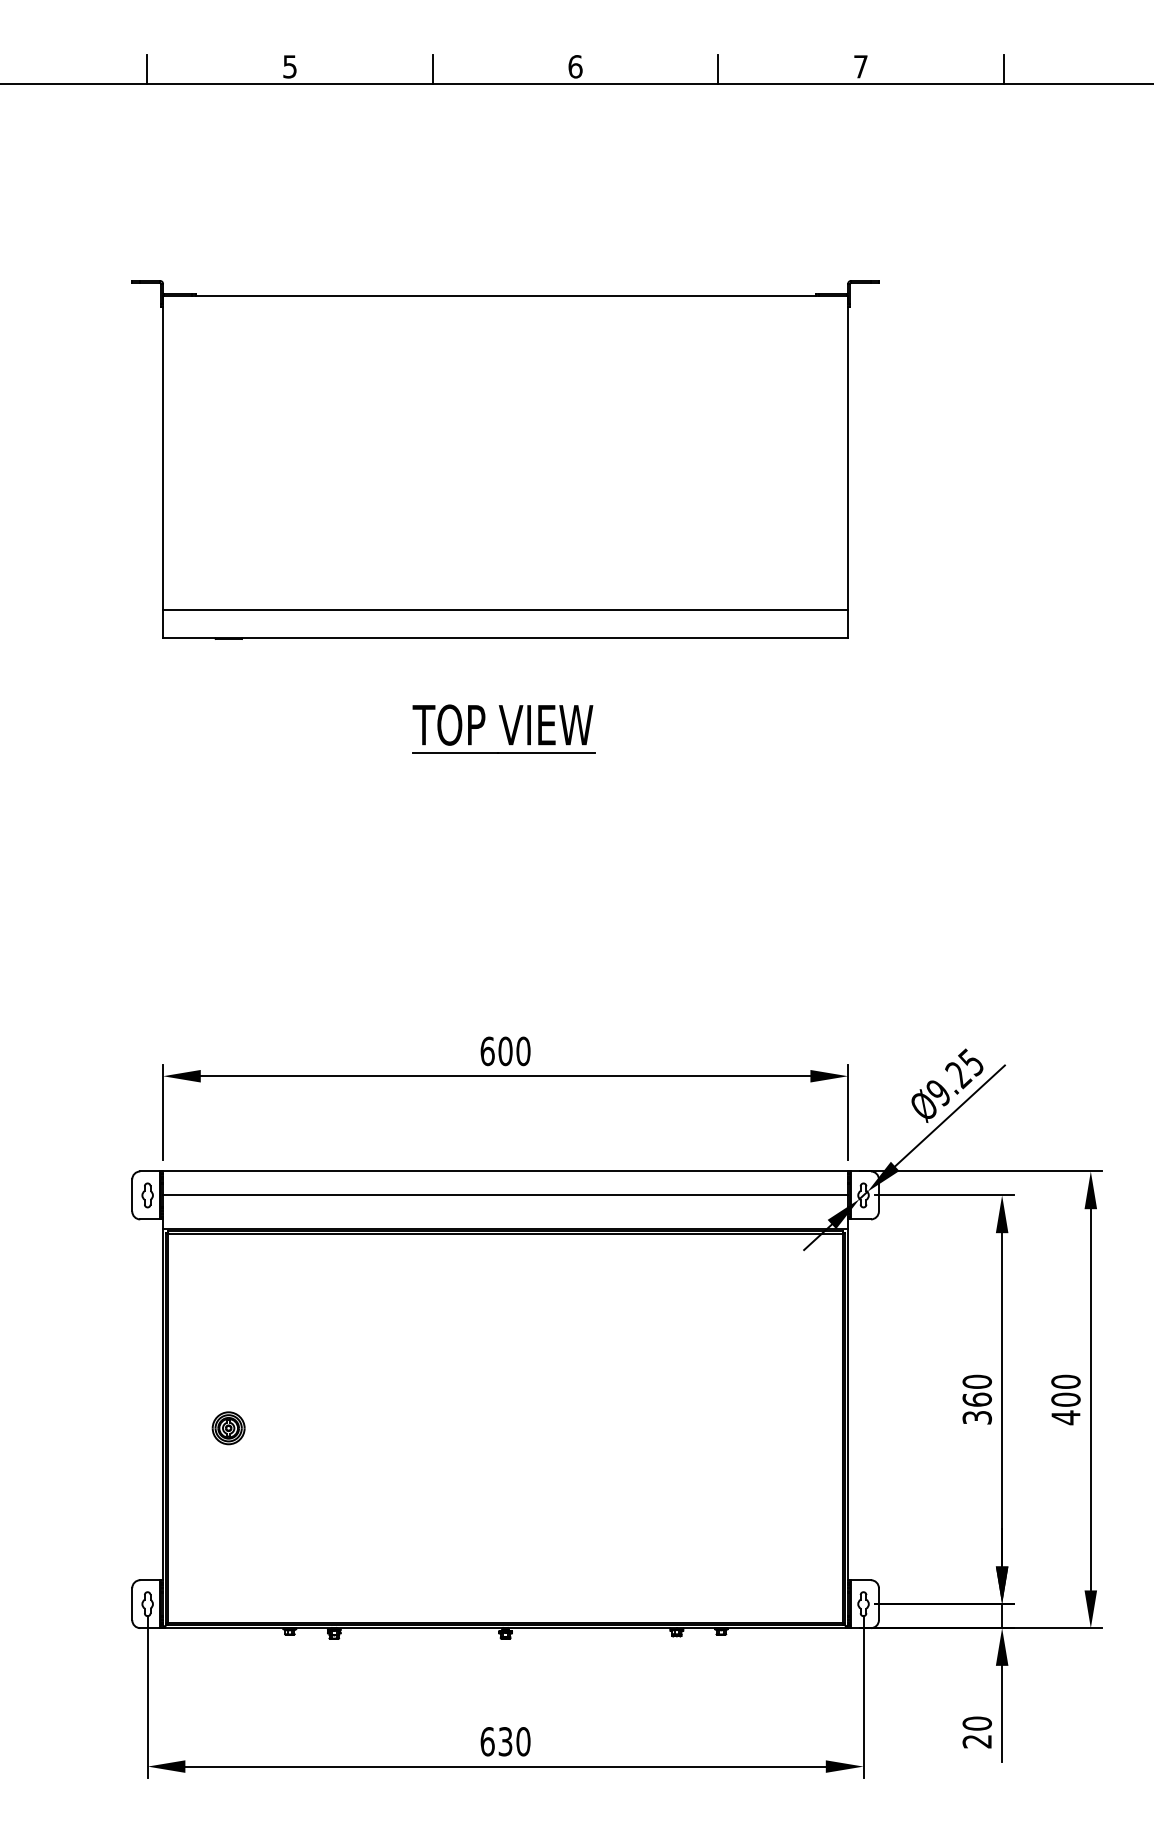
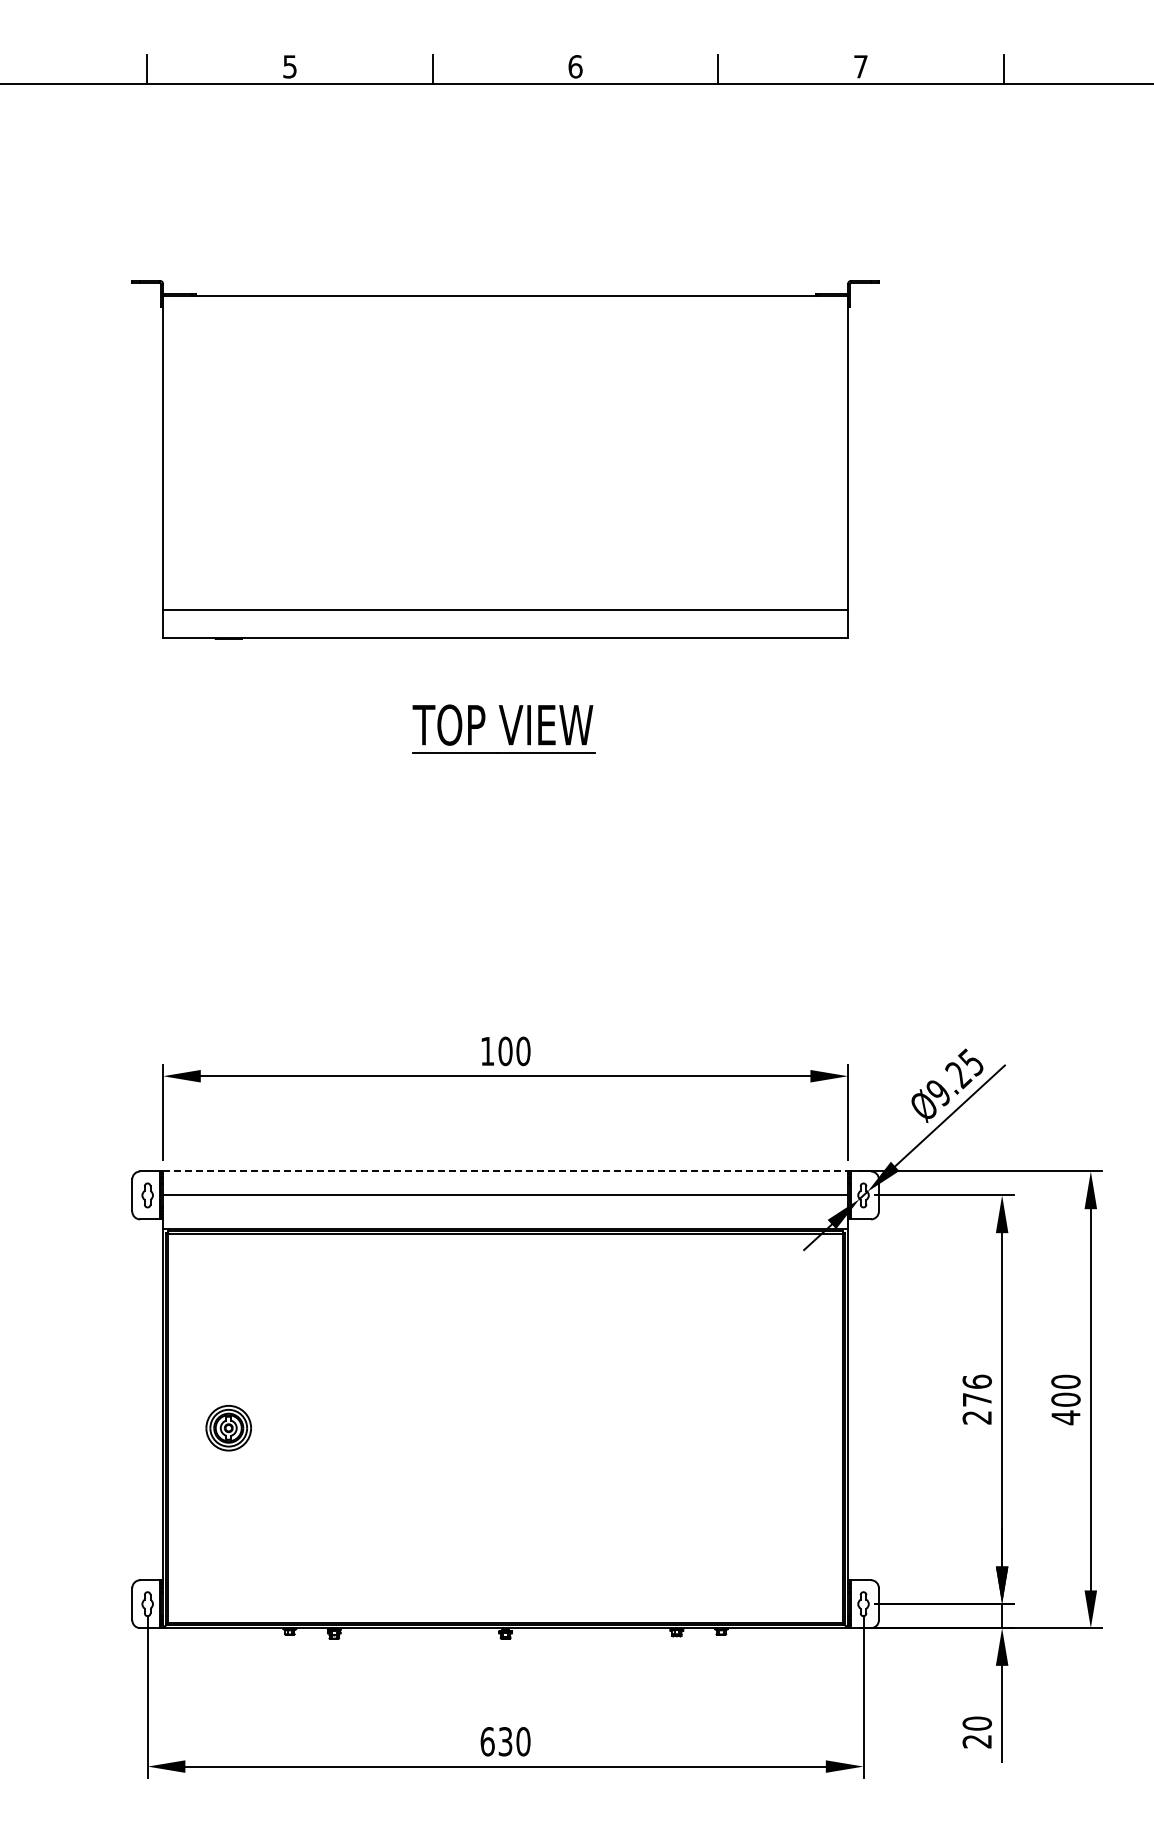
text: 600 -> 100 (487, 1051)
line: solid -> dashed (505, 1171)
text: 360 -> 276 (977, 1399)
part size: 35x35 px -> 47x47 px (228, 1428)
